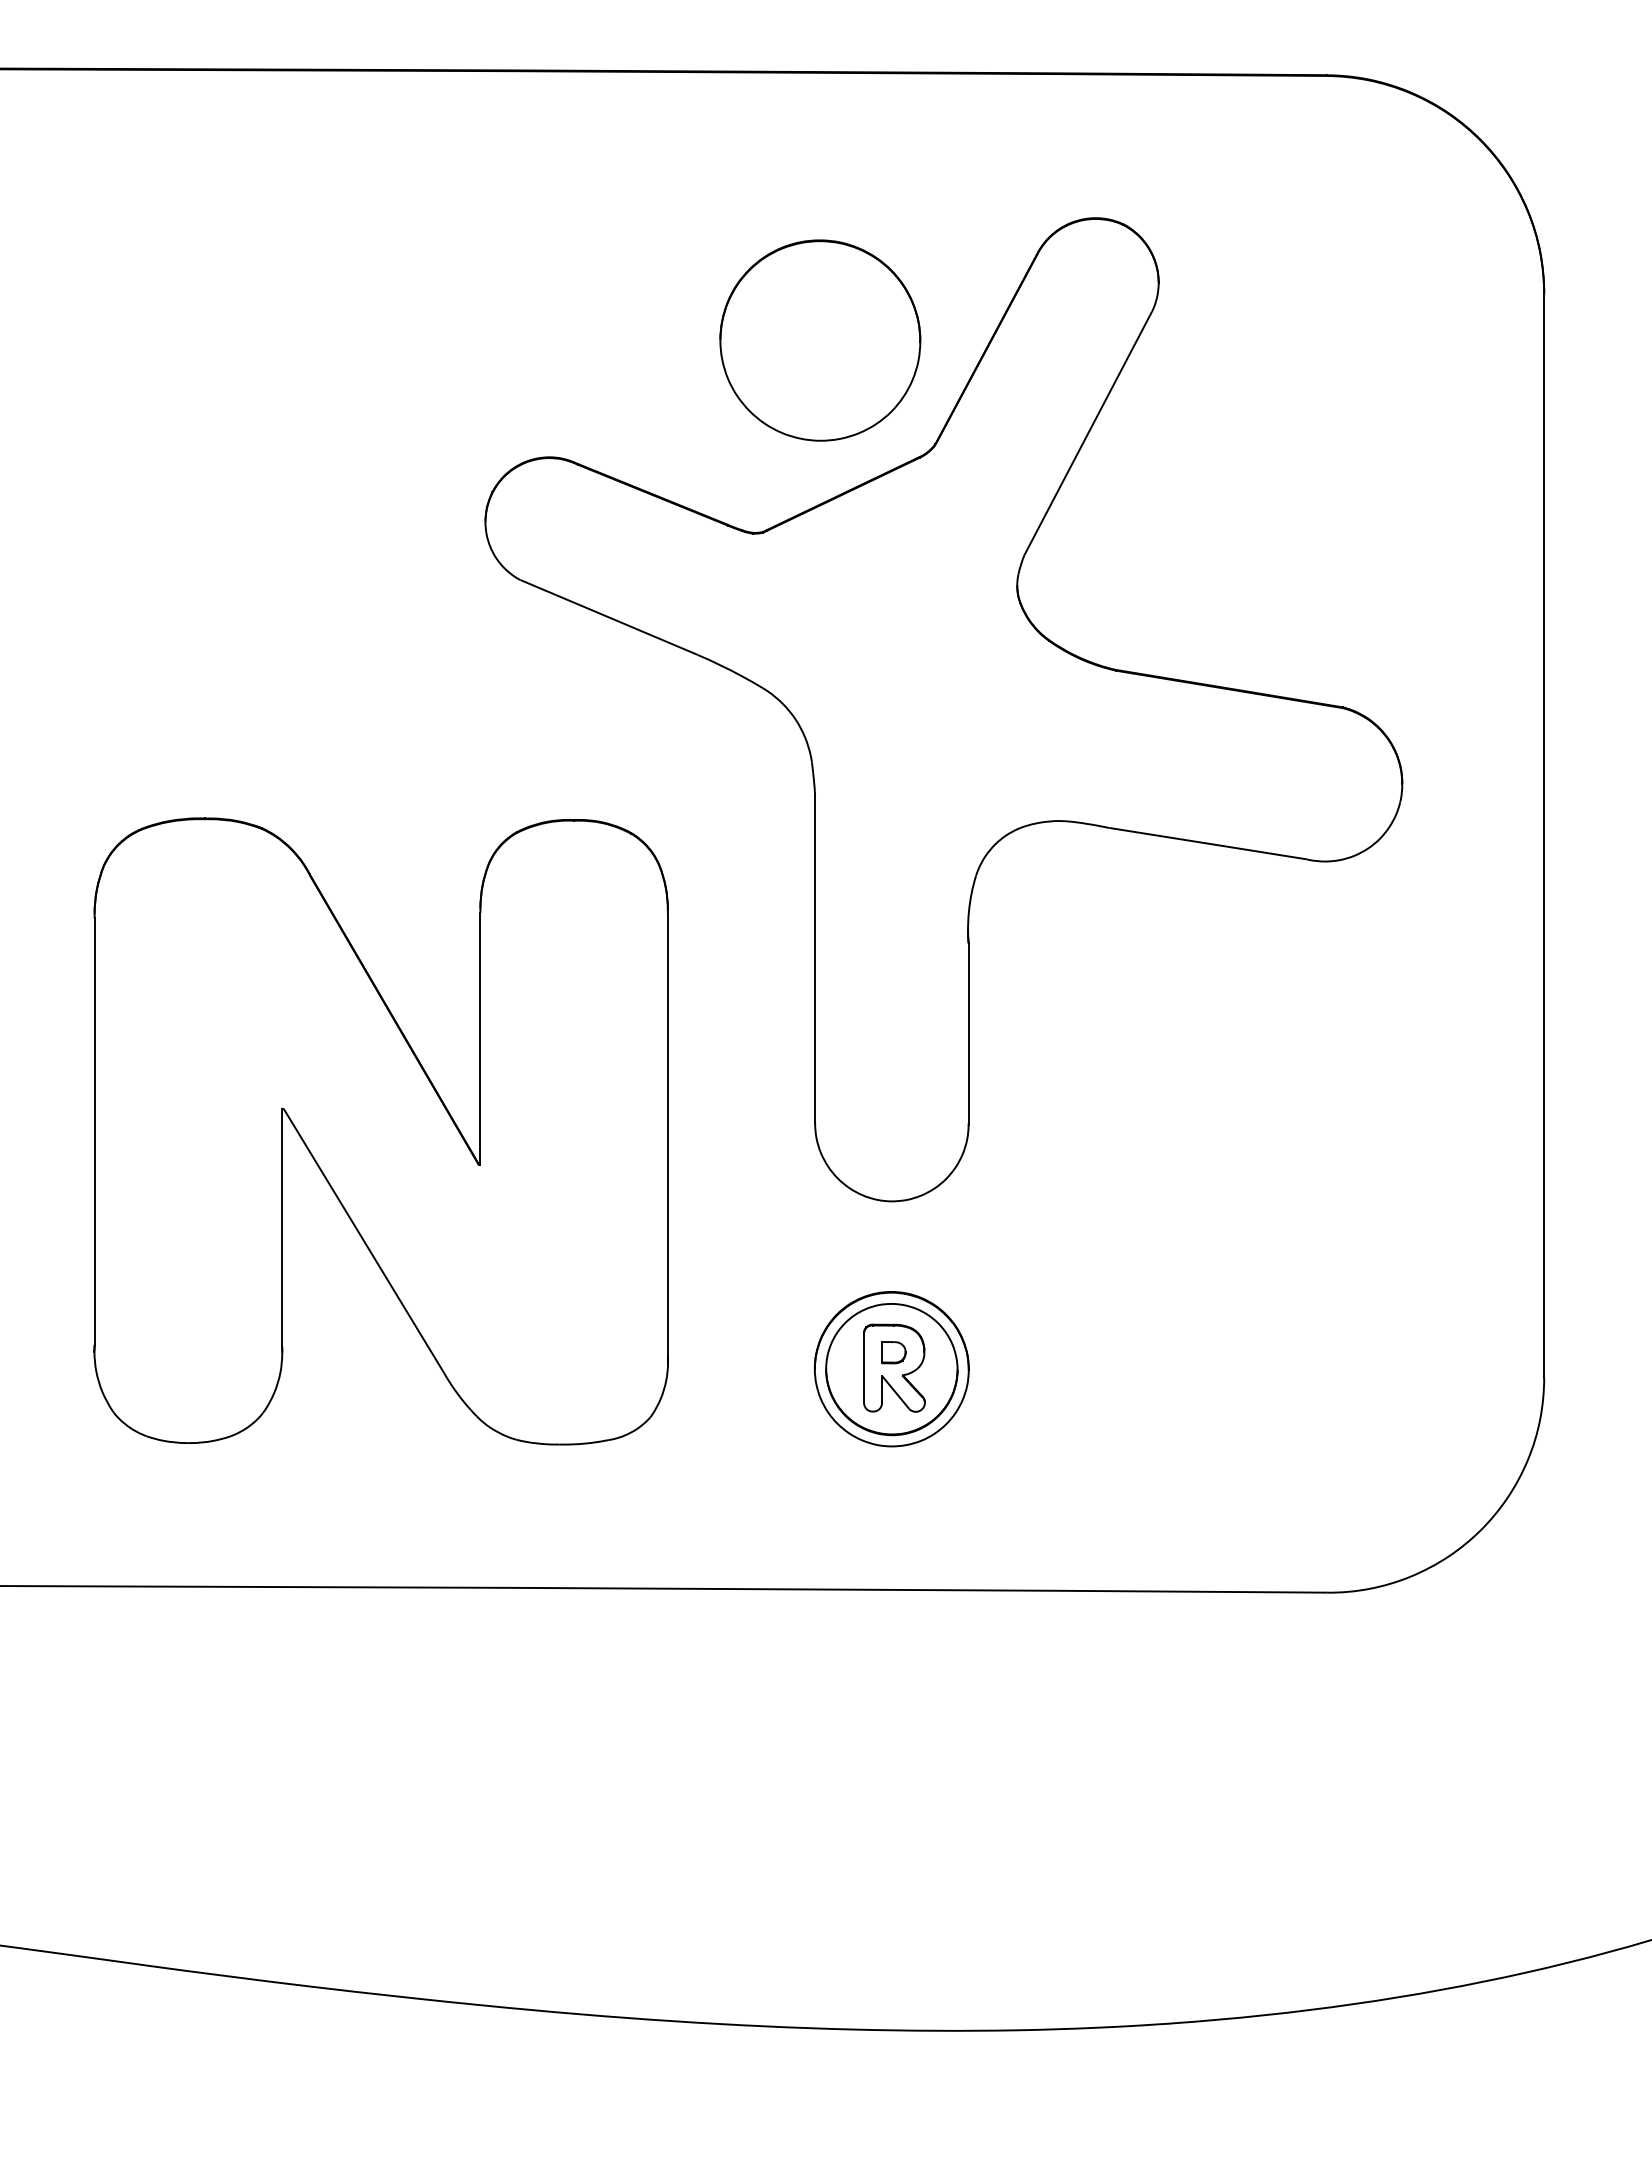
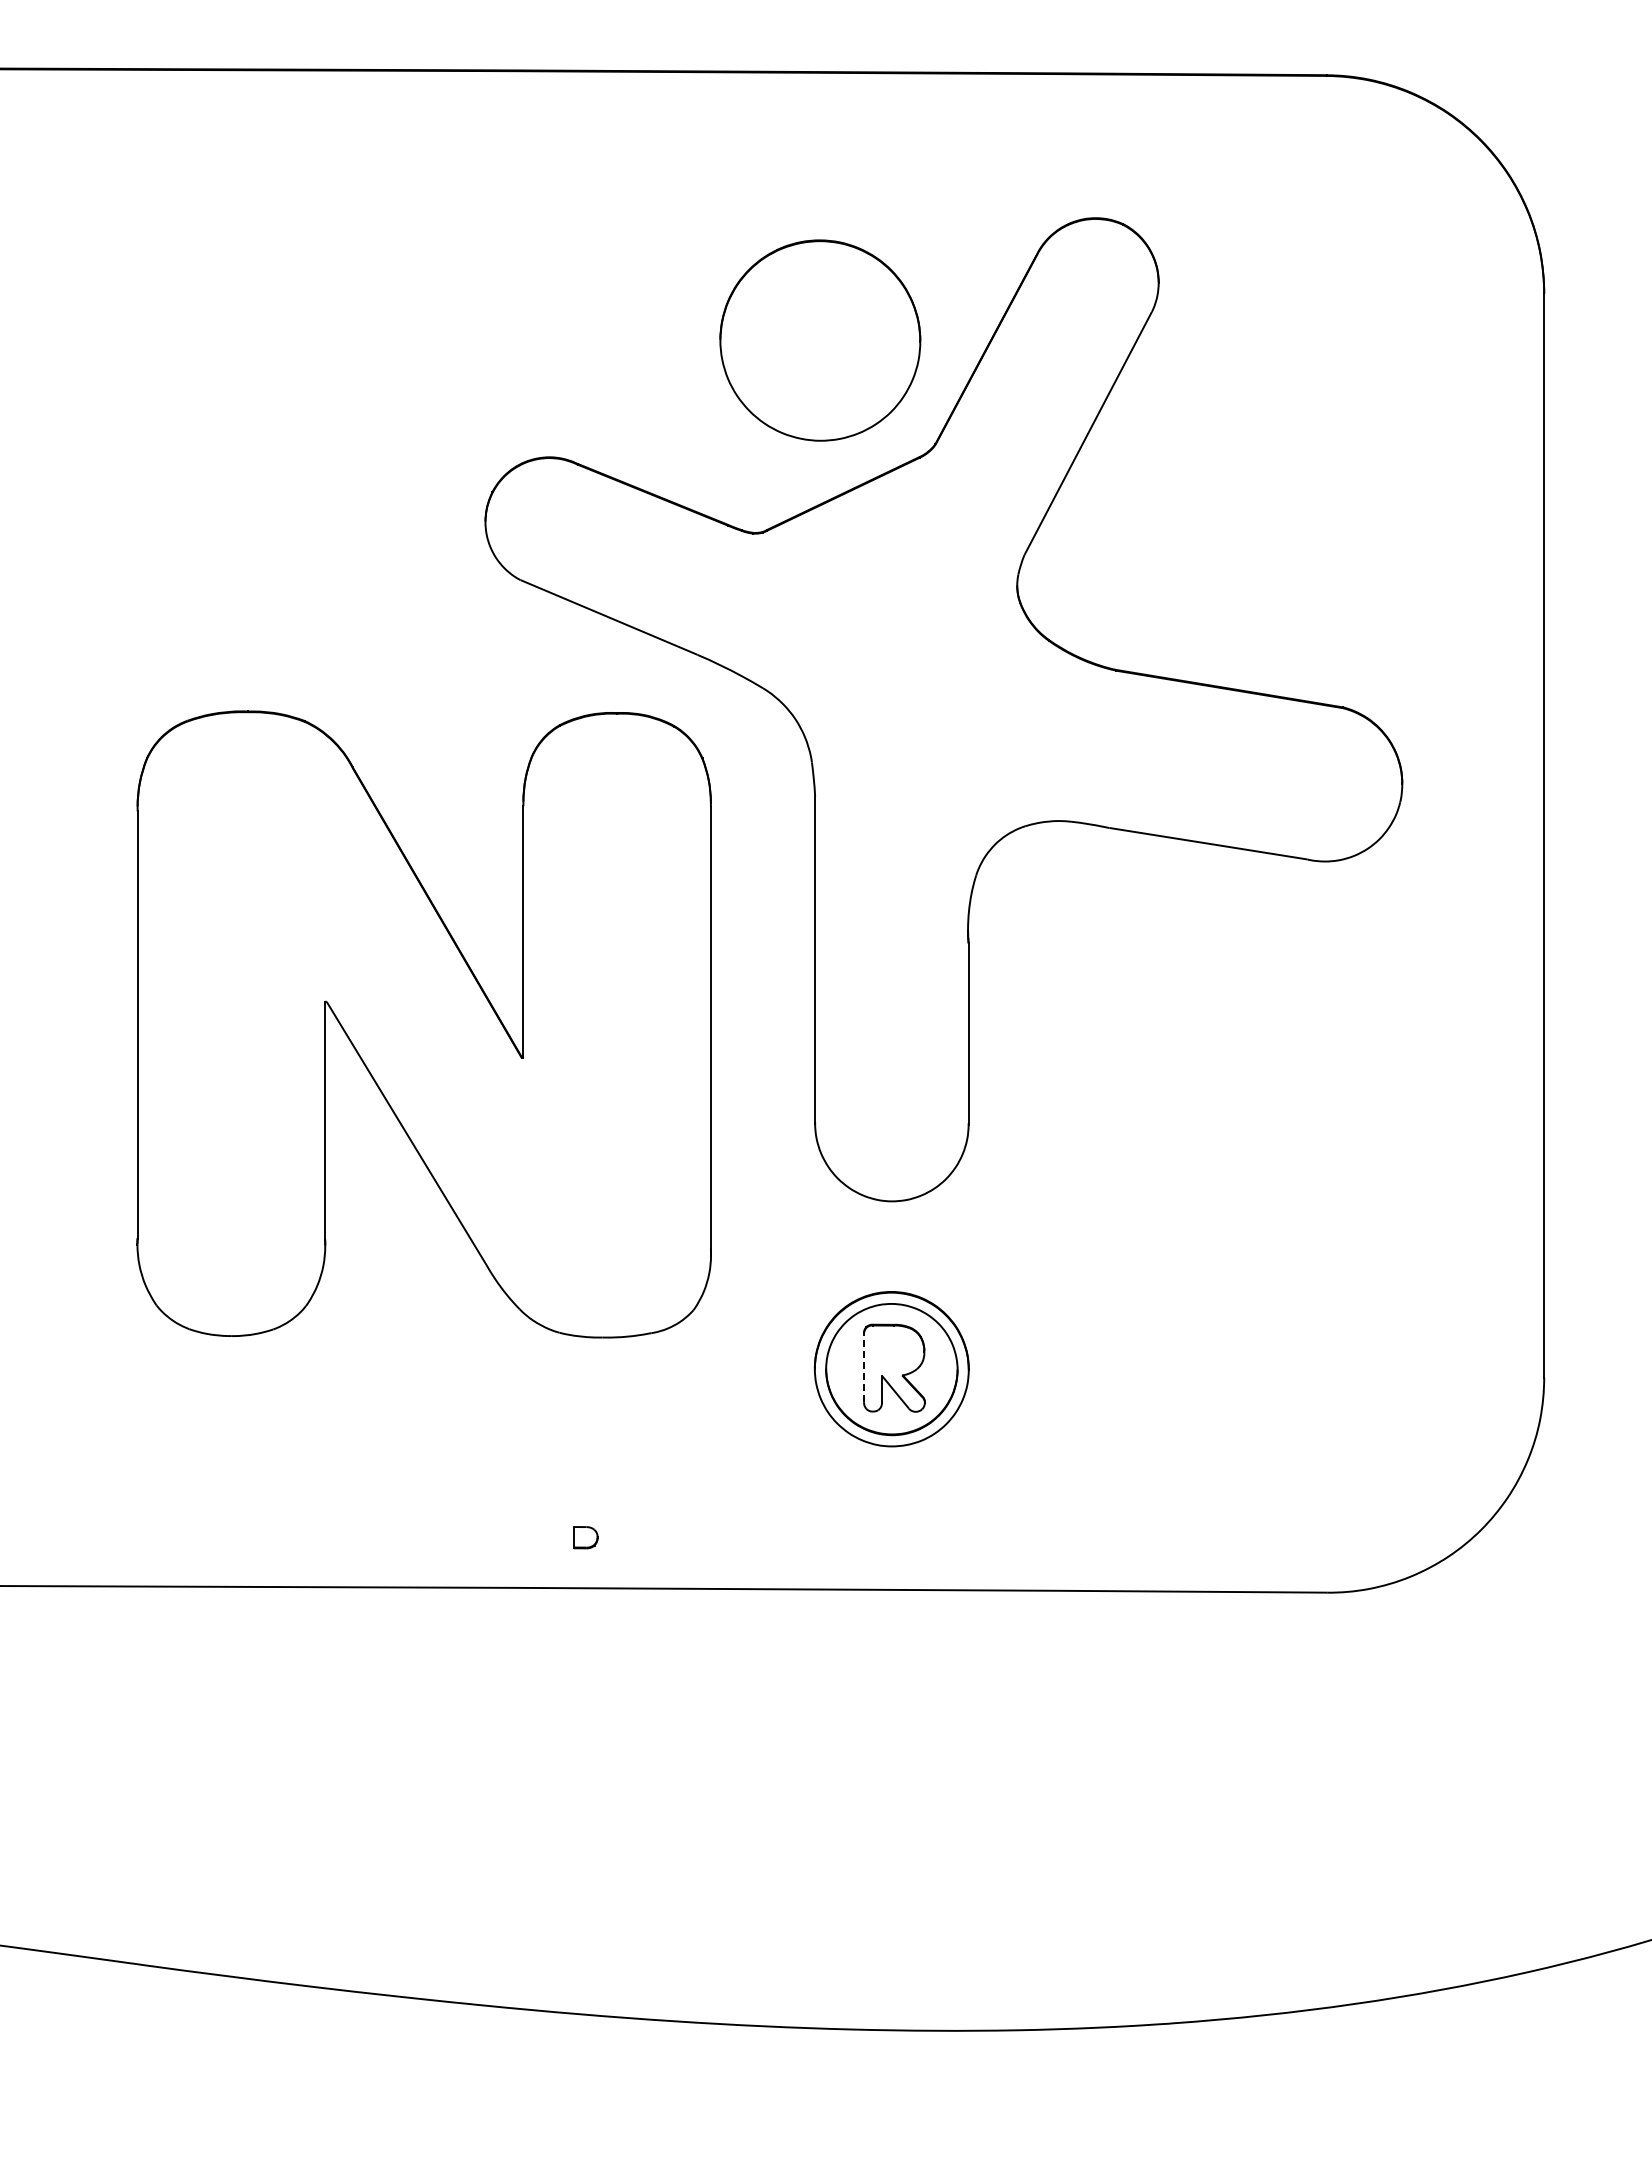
part position: (380, 1131) -> (423, 1024) (423, 1024)
part position: (893, 1352) -> (585, 1537) (585, 1537)
line: solid -> dashed (864, 1368)
